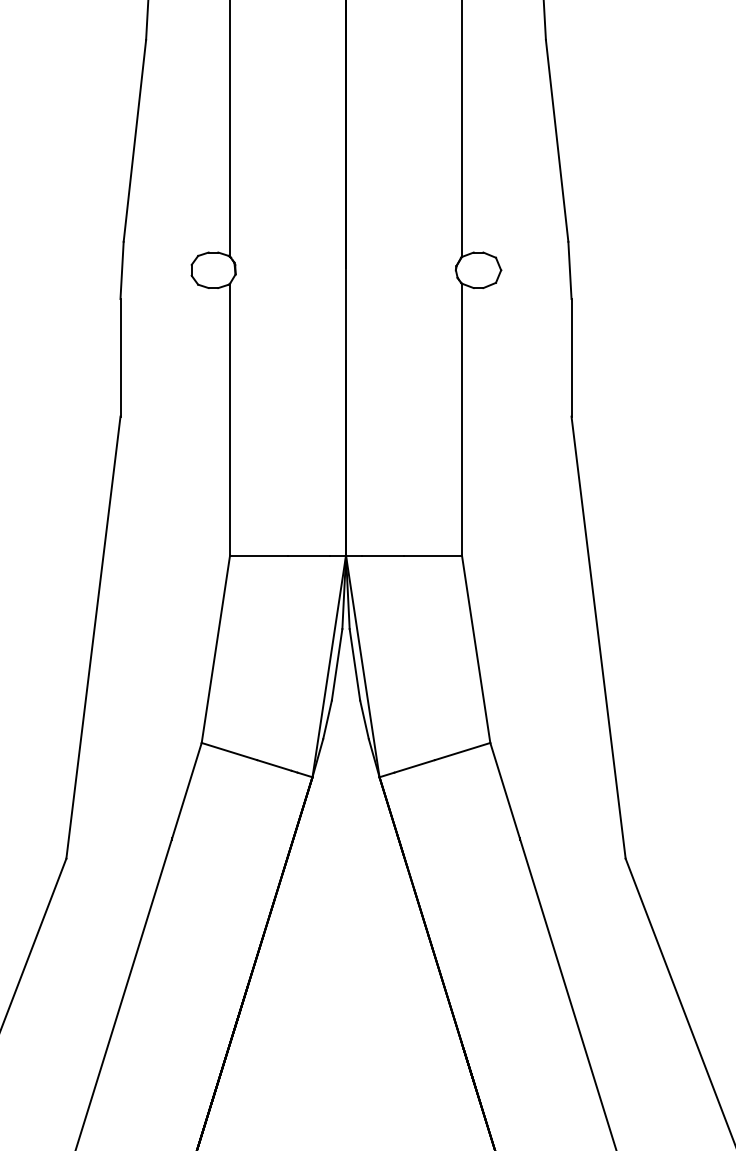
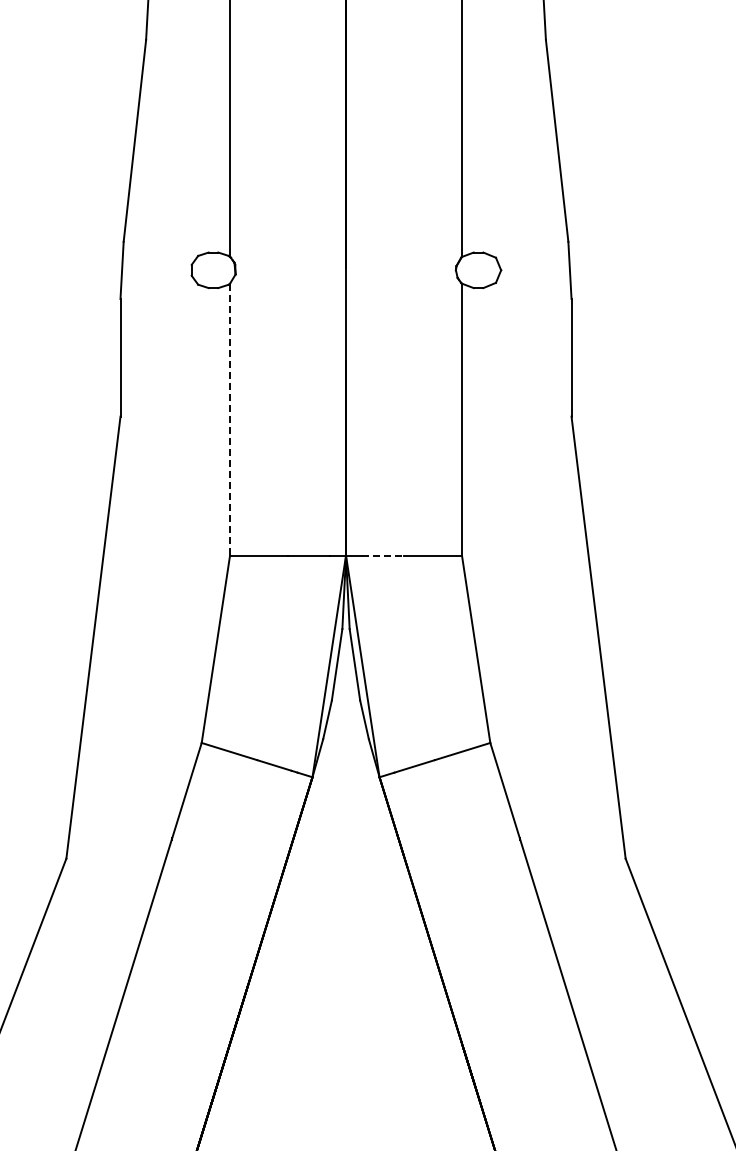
line: solid -> dashed (230, 419)
line: solid -> dashed (383, 555)
